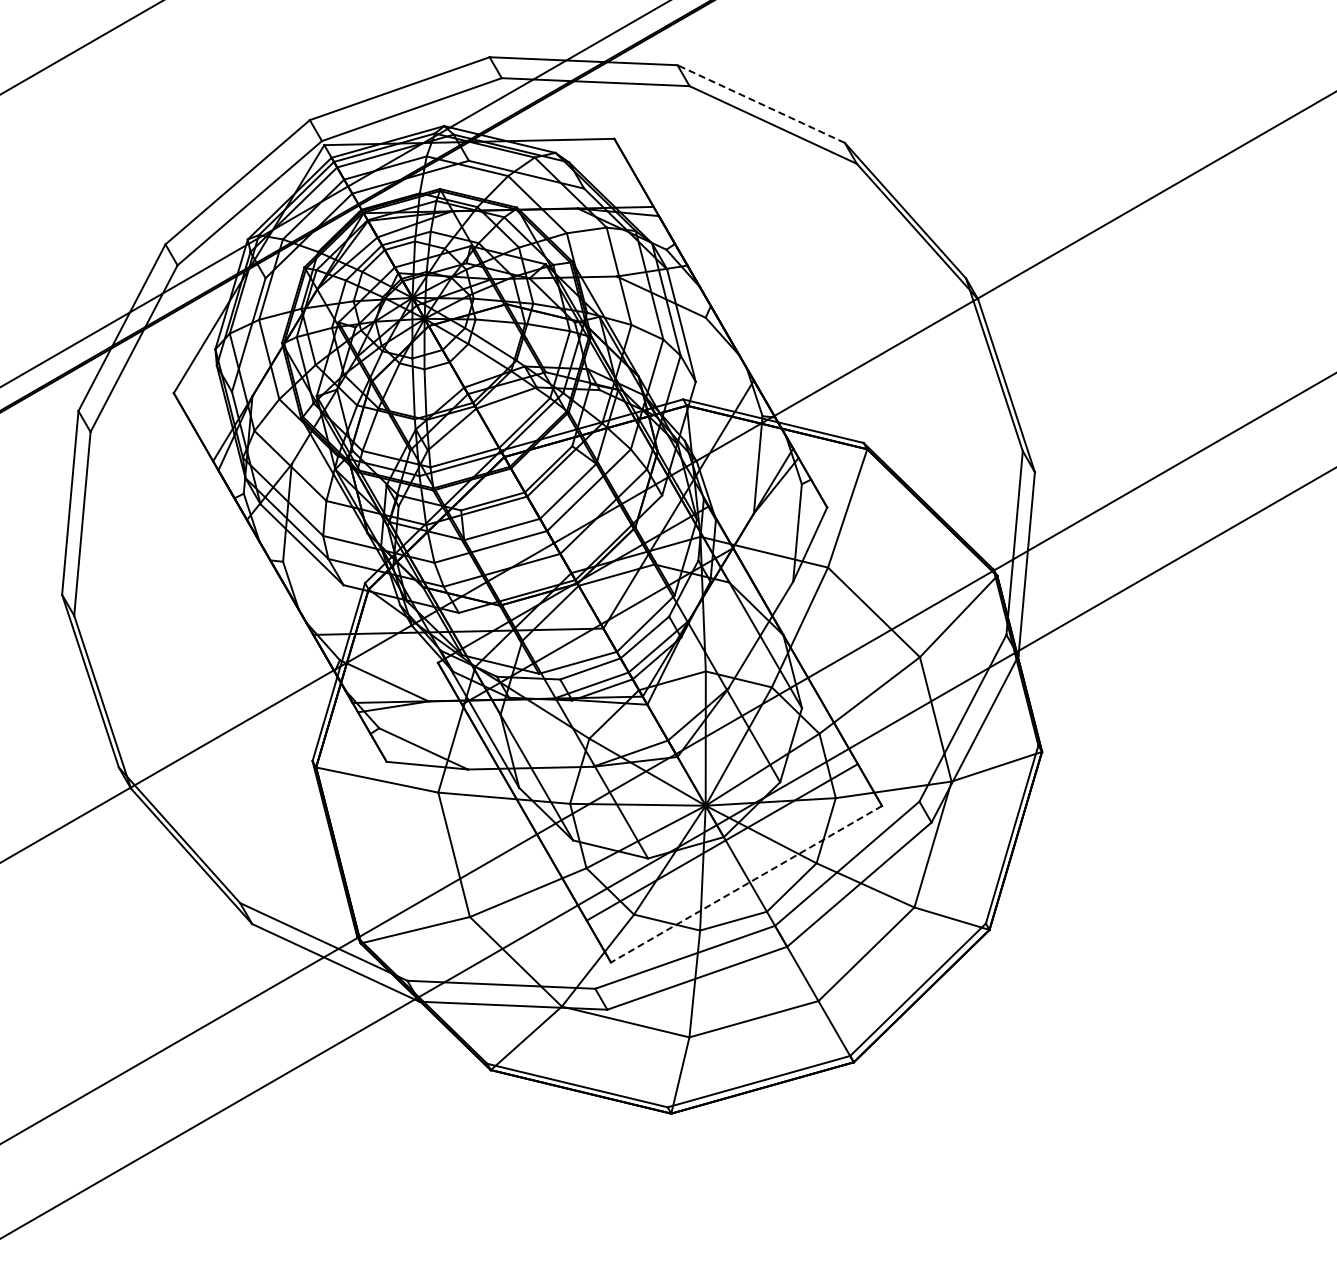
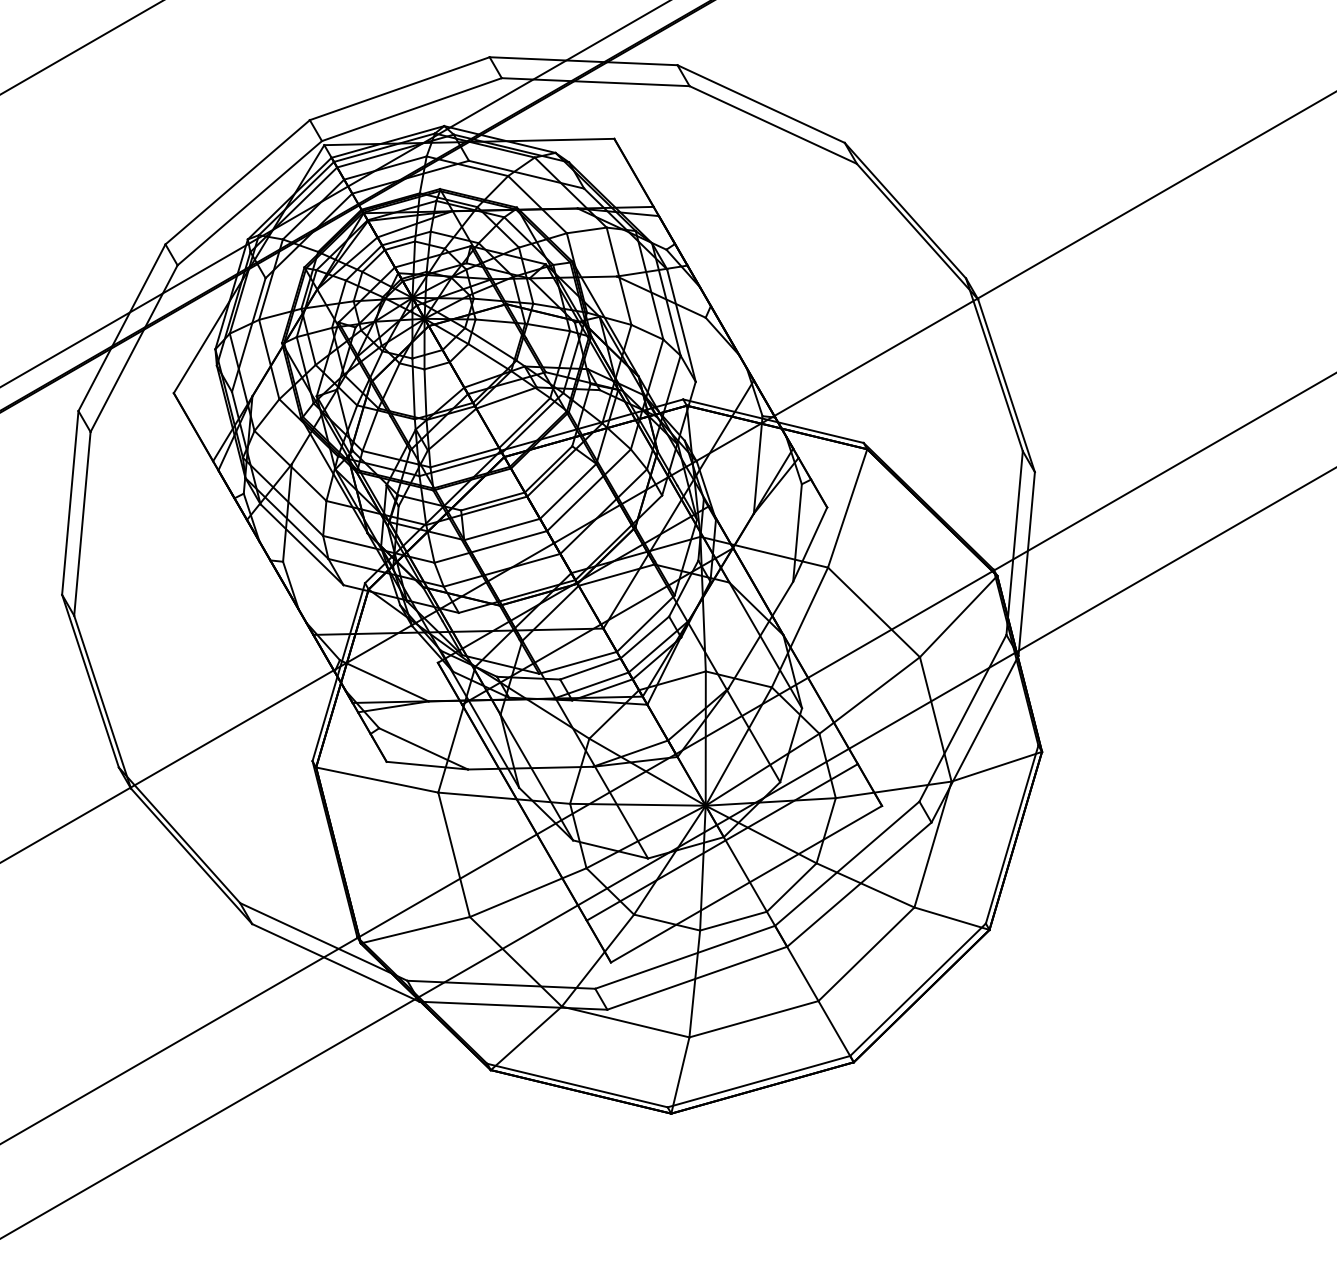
line: dashed -> solid (760, 103)
line: dashed -> solid (746, 884)
